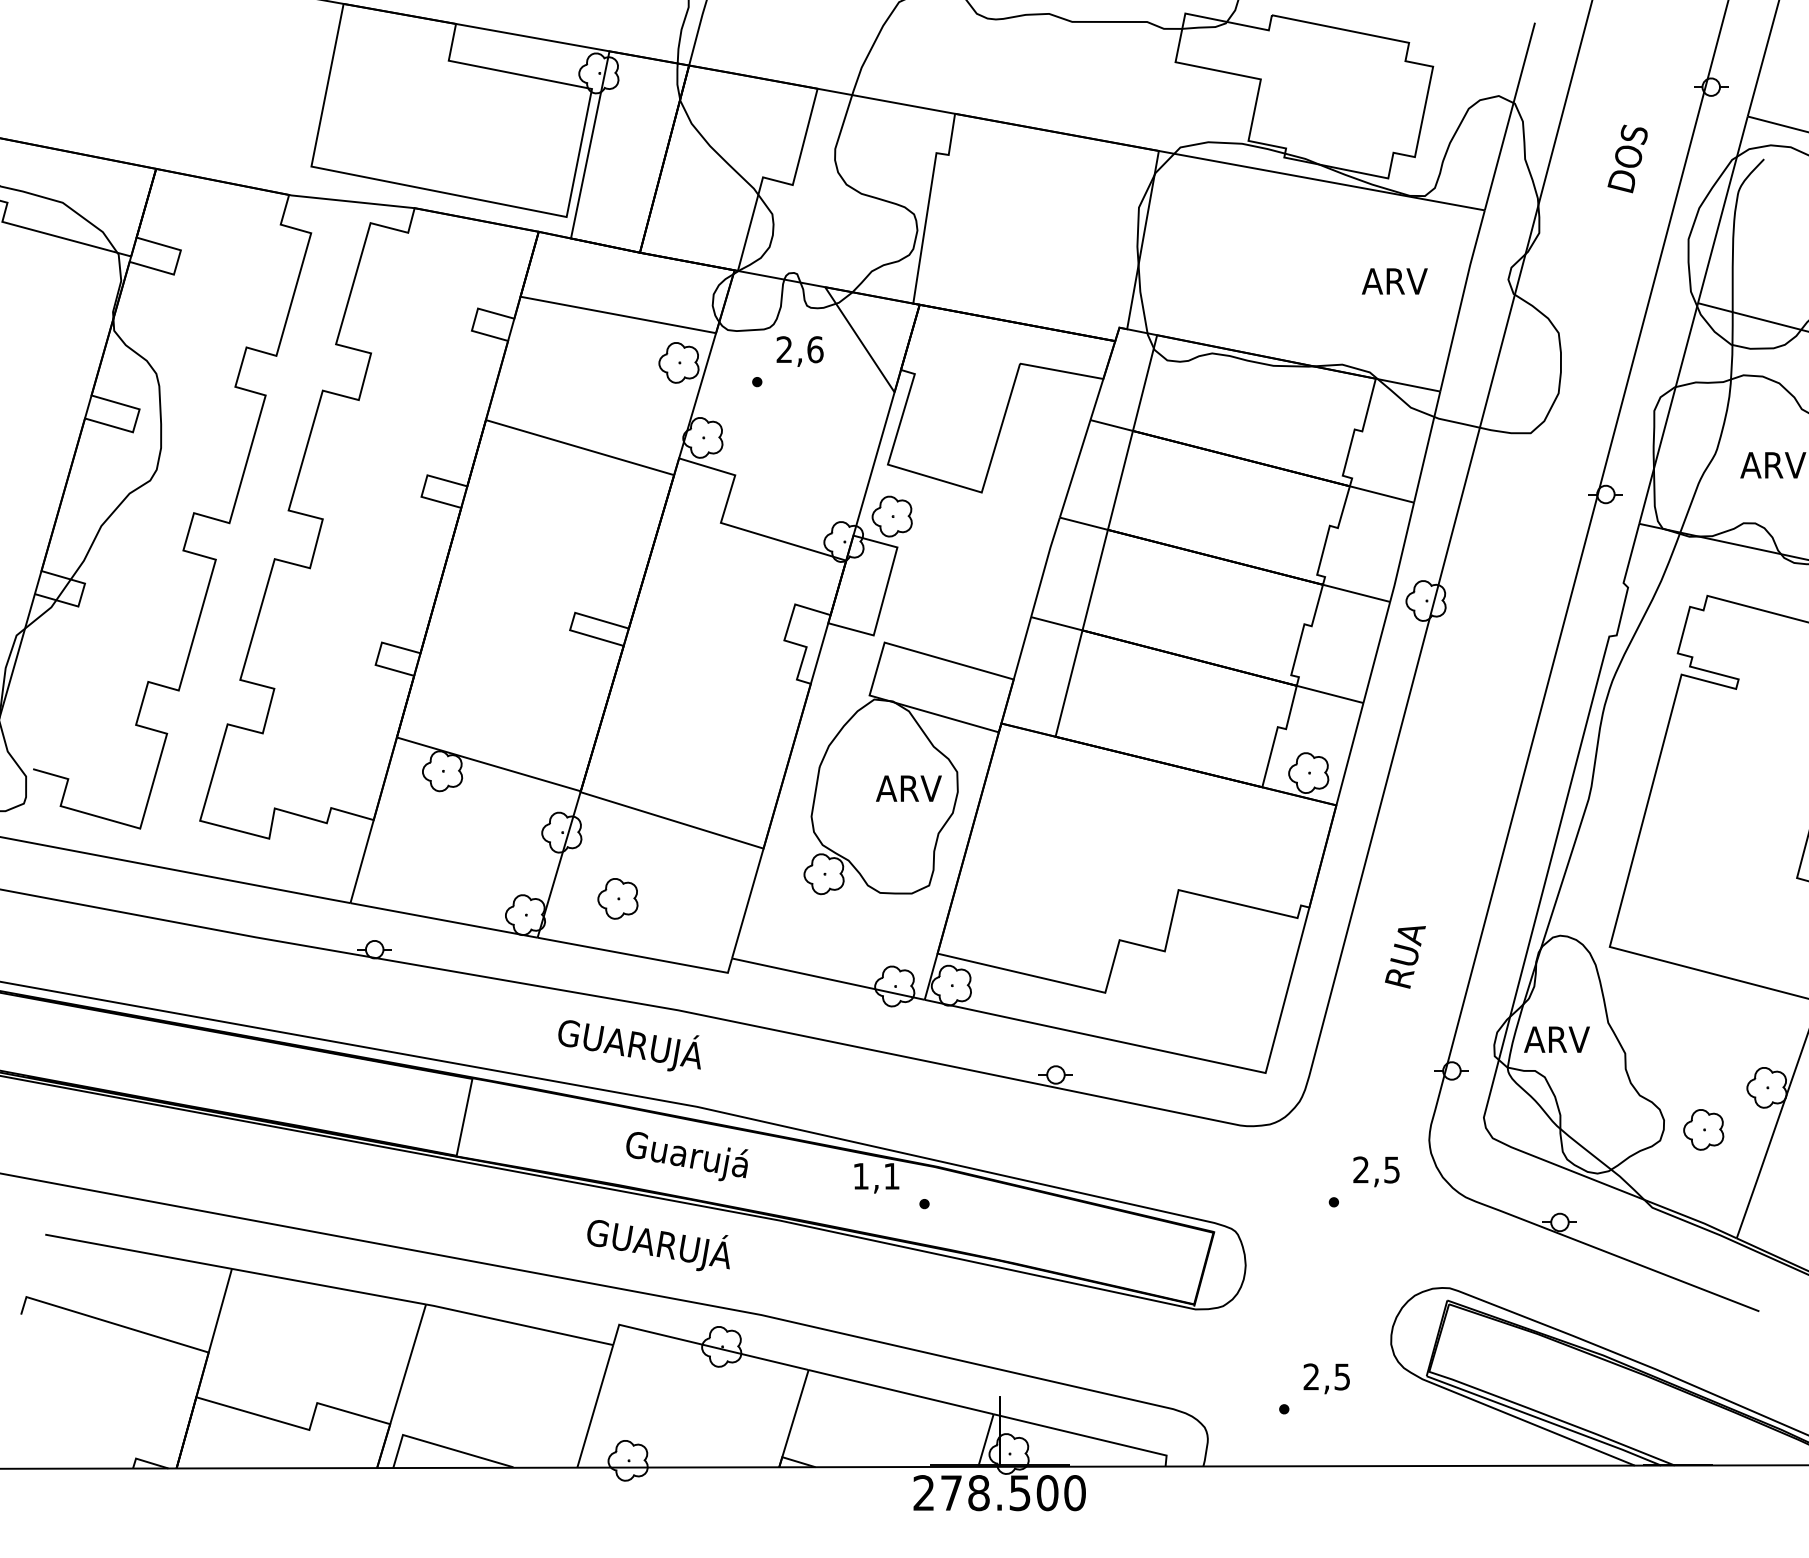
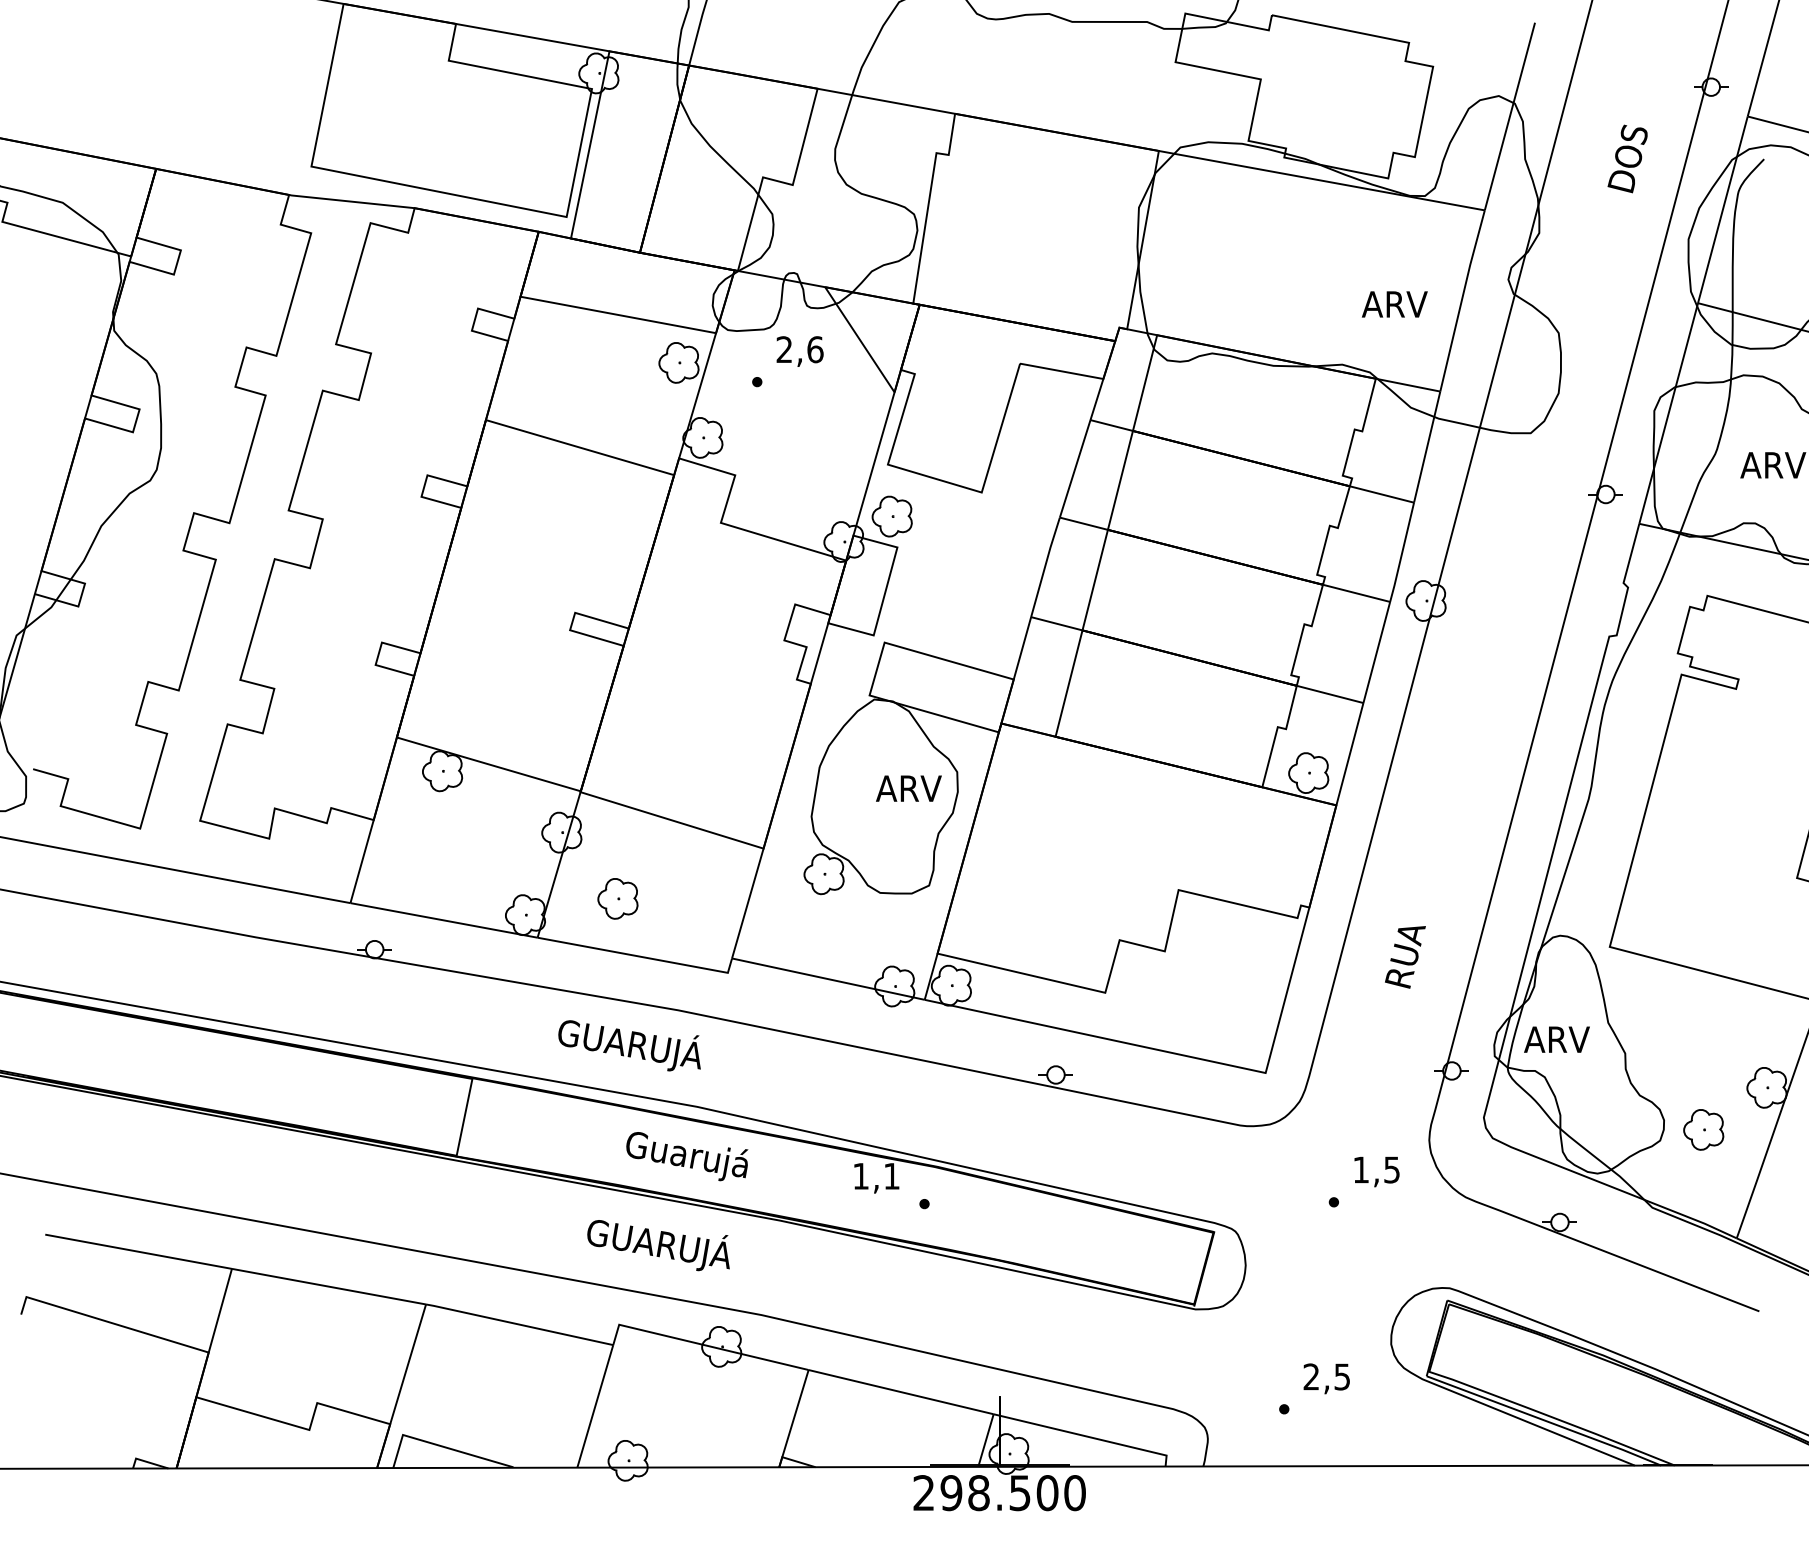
text position: (1394, 281) -> (1394, 304) (1394, 304)
text: 2,5 -> 1,5 (1360, 1169)
text: 278.500 -> 298.500 (951, 1493)
